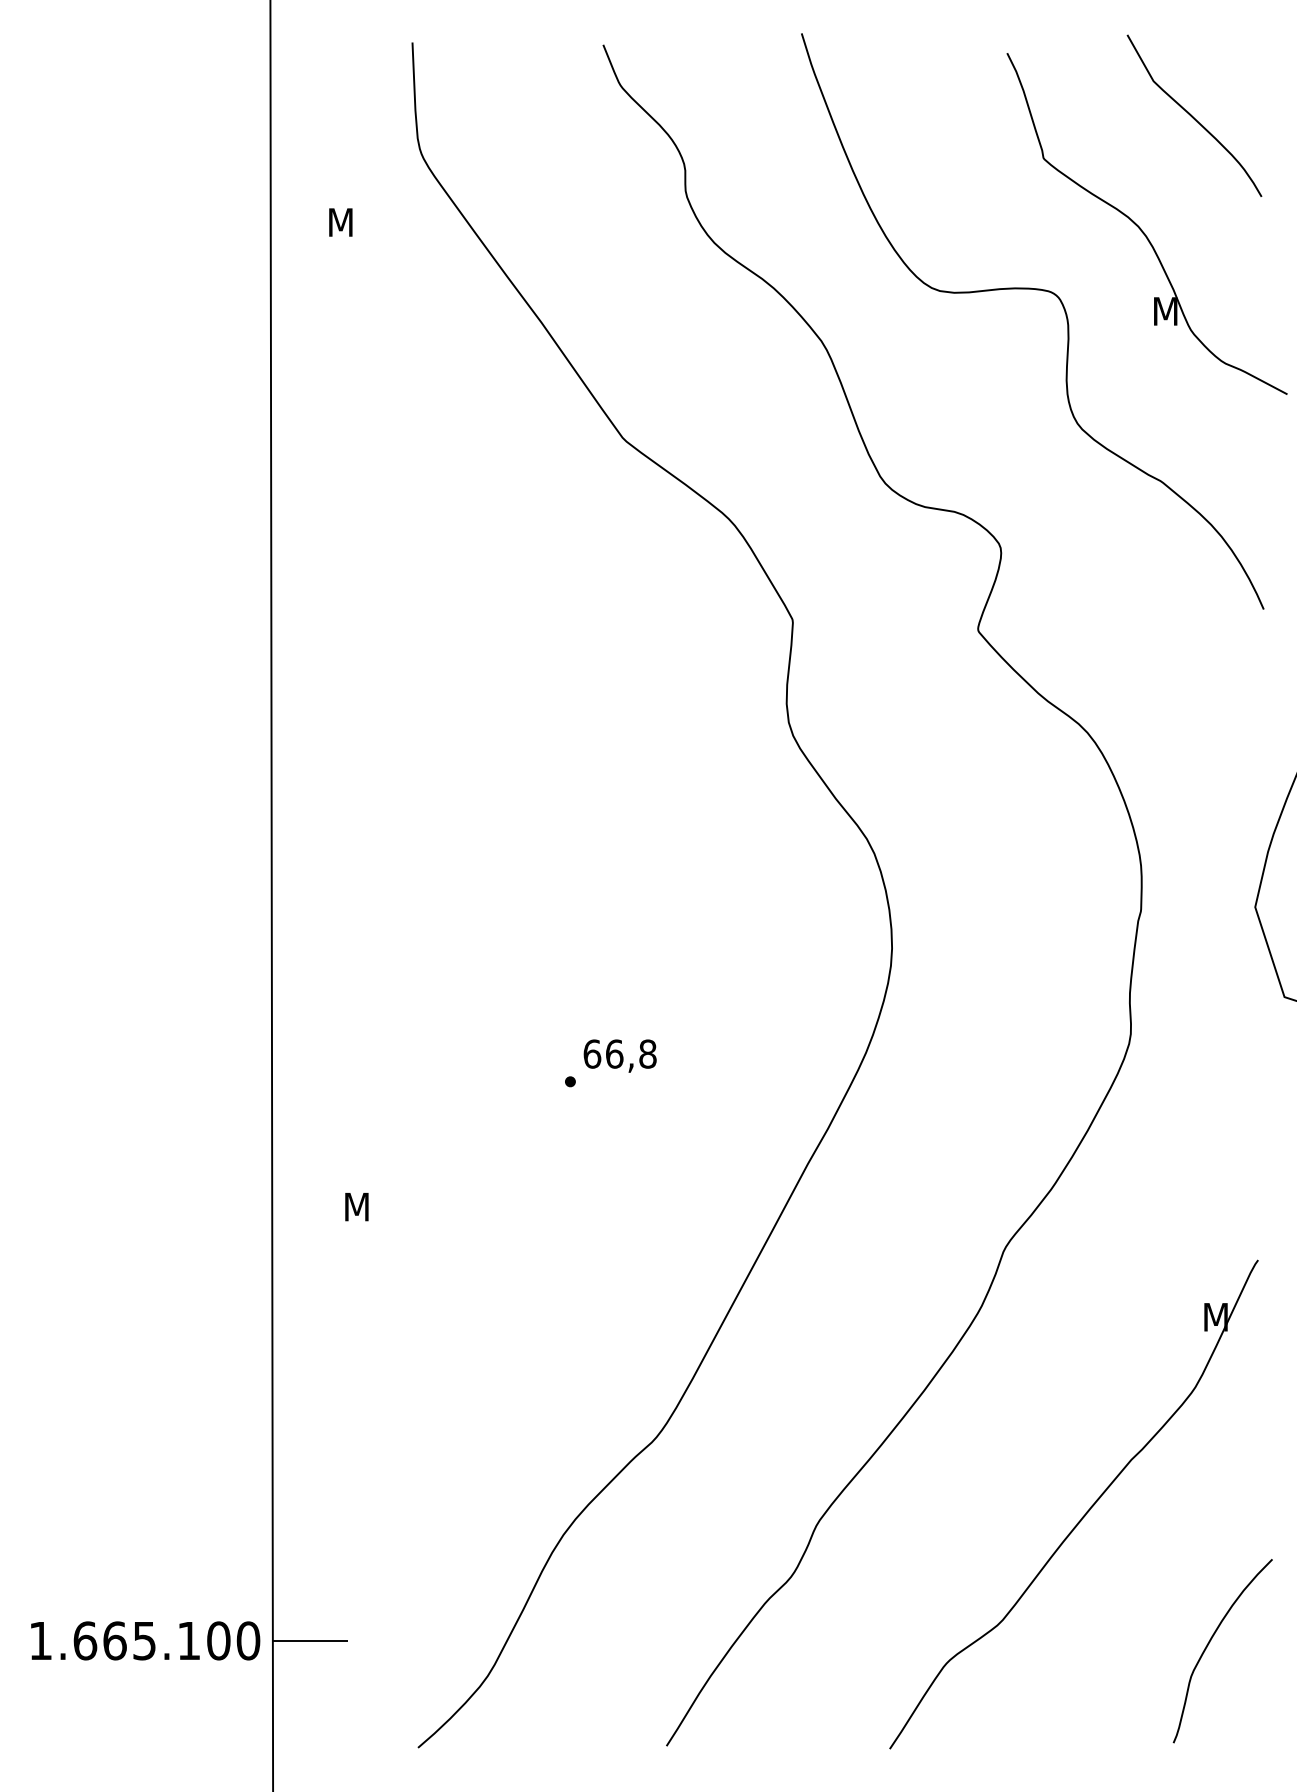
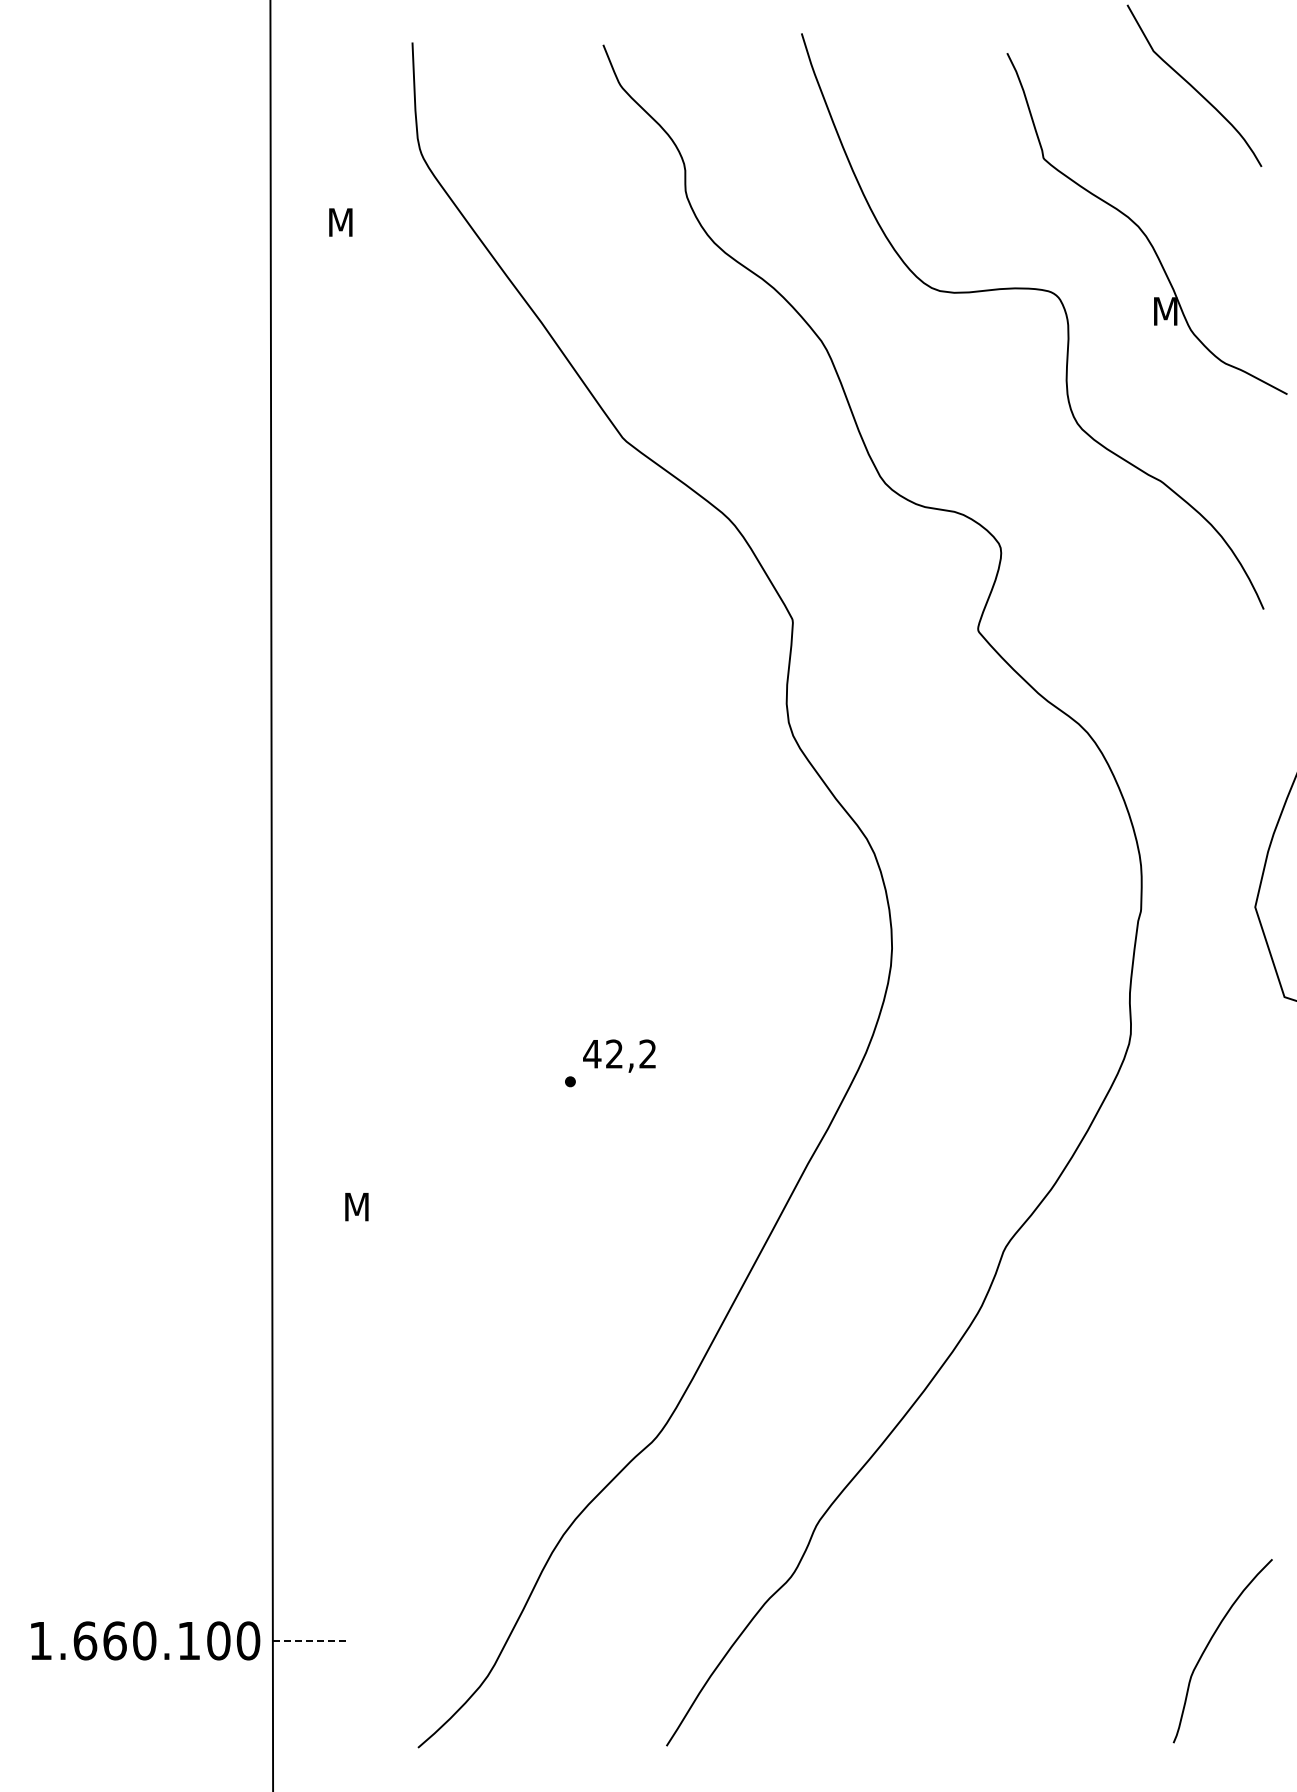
curve position: (1193, 116) -> (1193, 86) (1193, 86)
text: 66,8 -> 42,2 (619, 1053)
part: present -> none (1086, 1511)
text: 1.665.100 -> 1.660.100 (144, 1640)
line: solid -> dashed (310, 1640)
